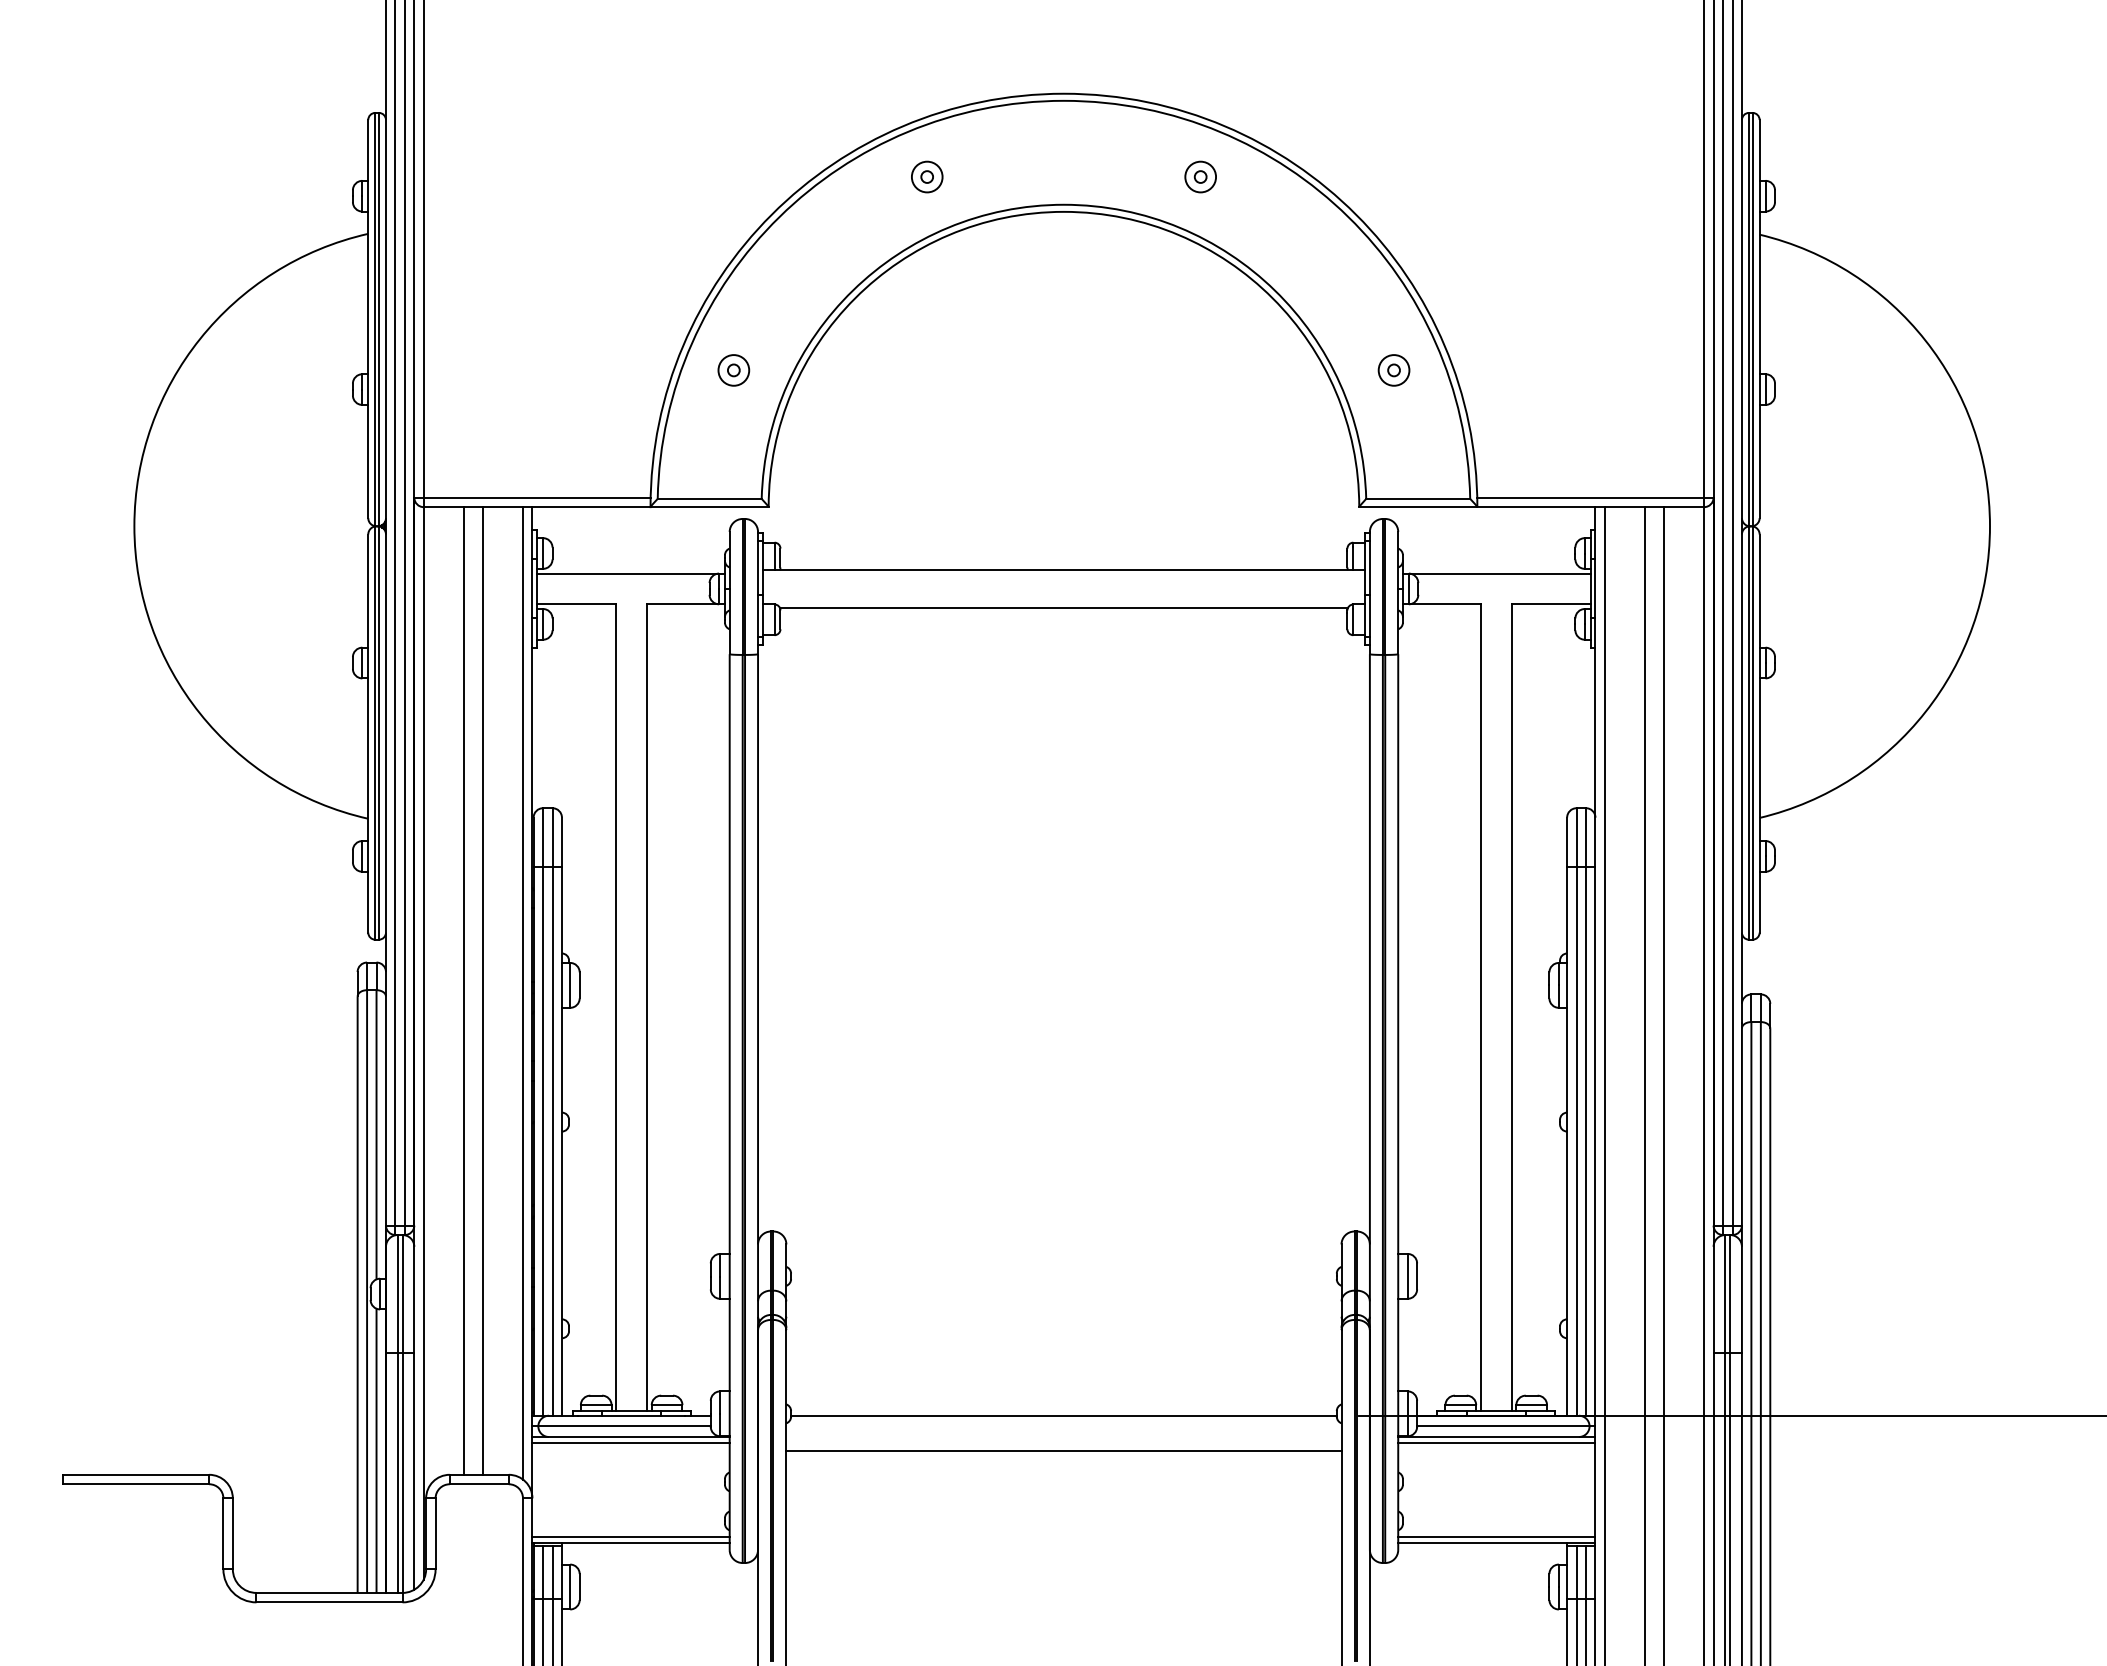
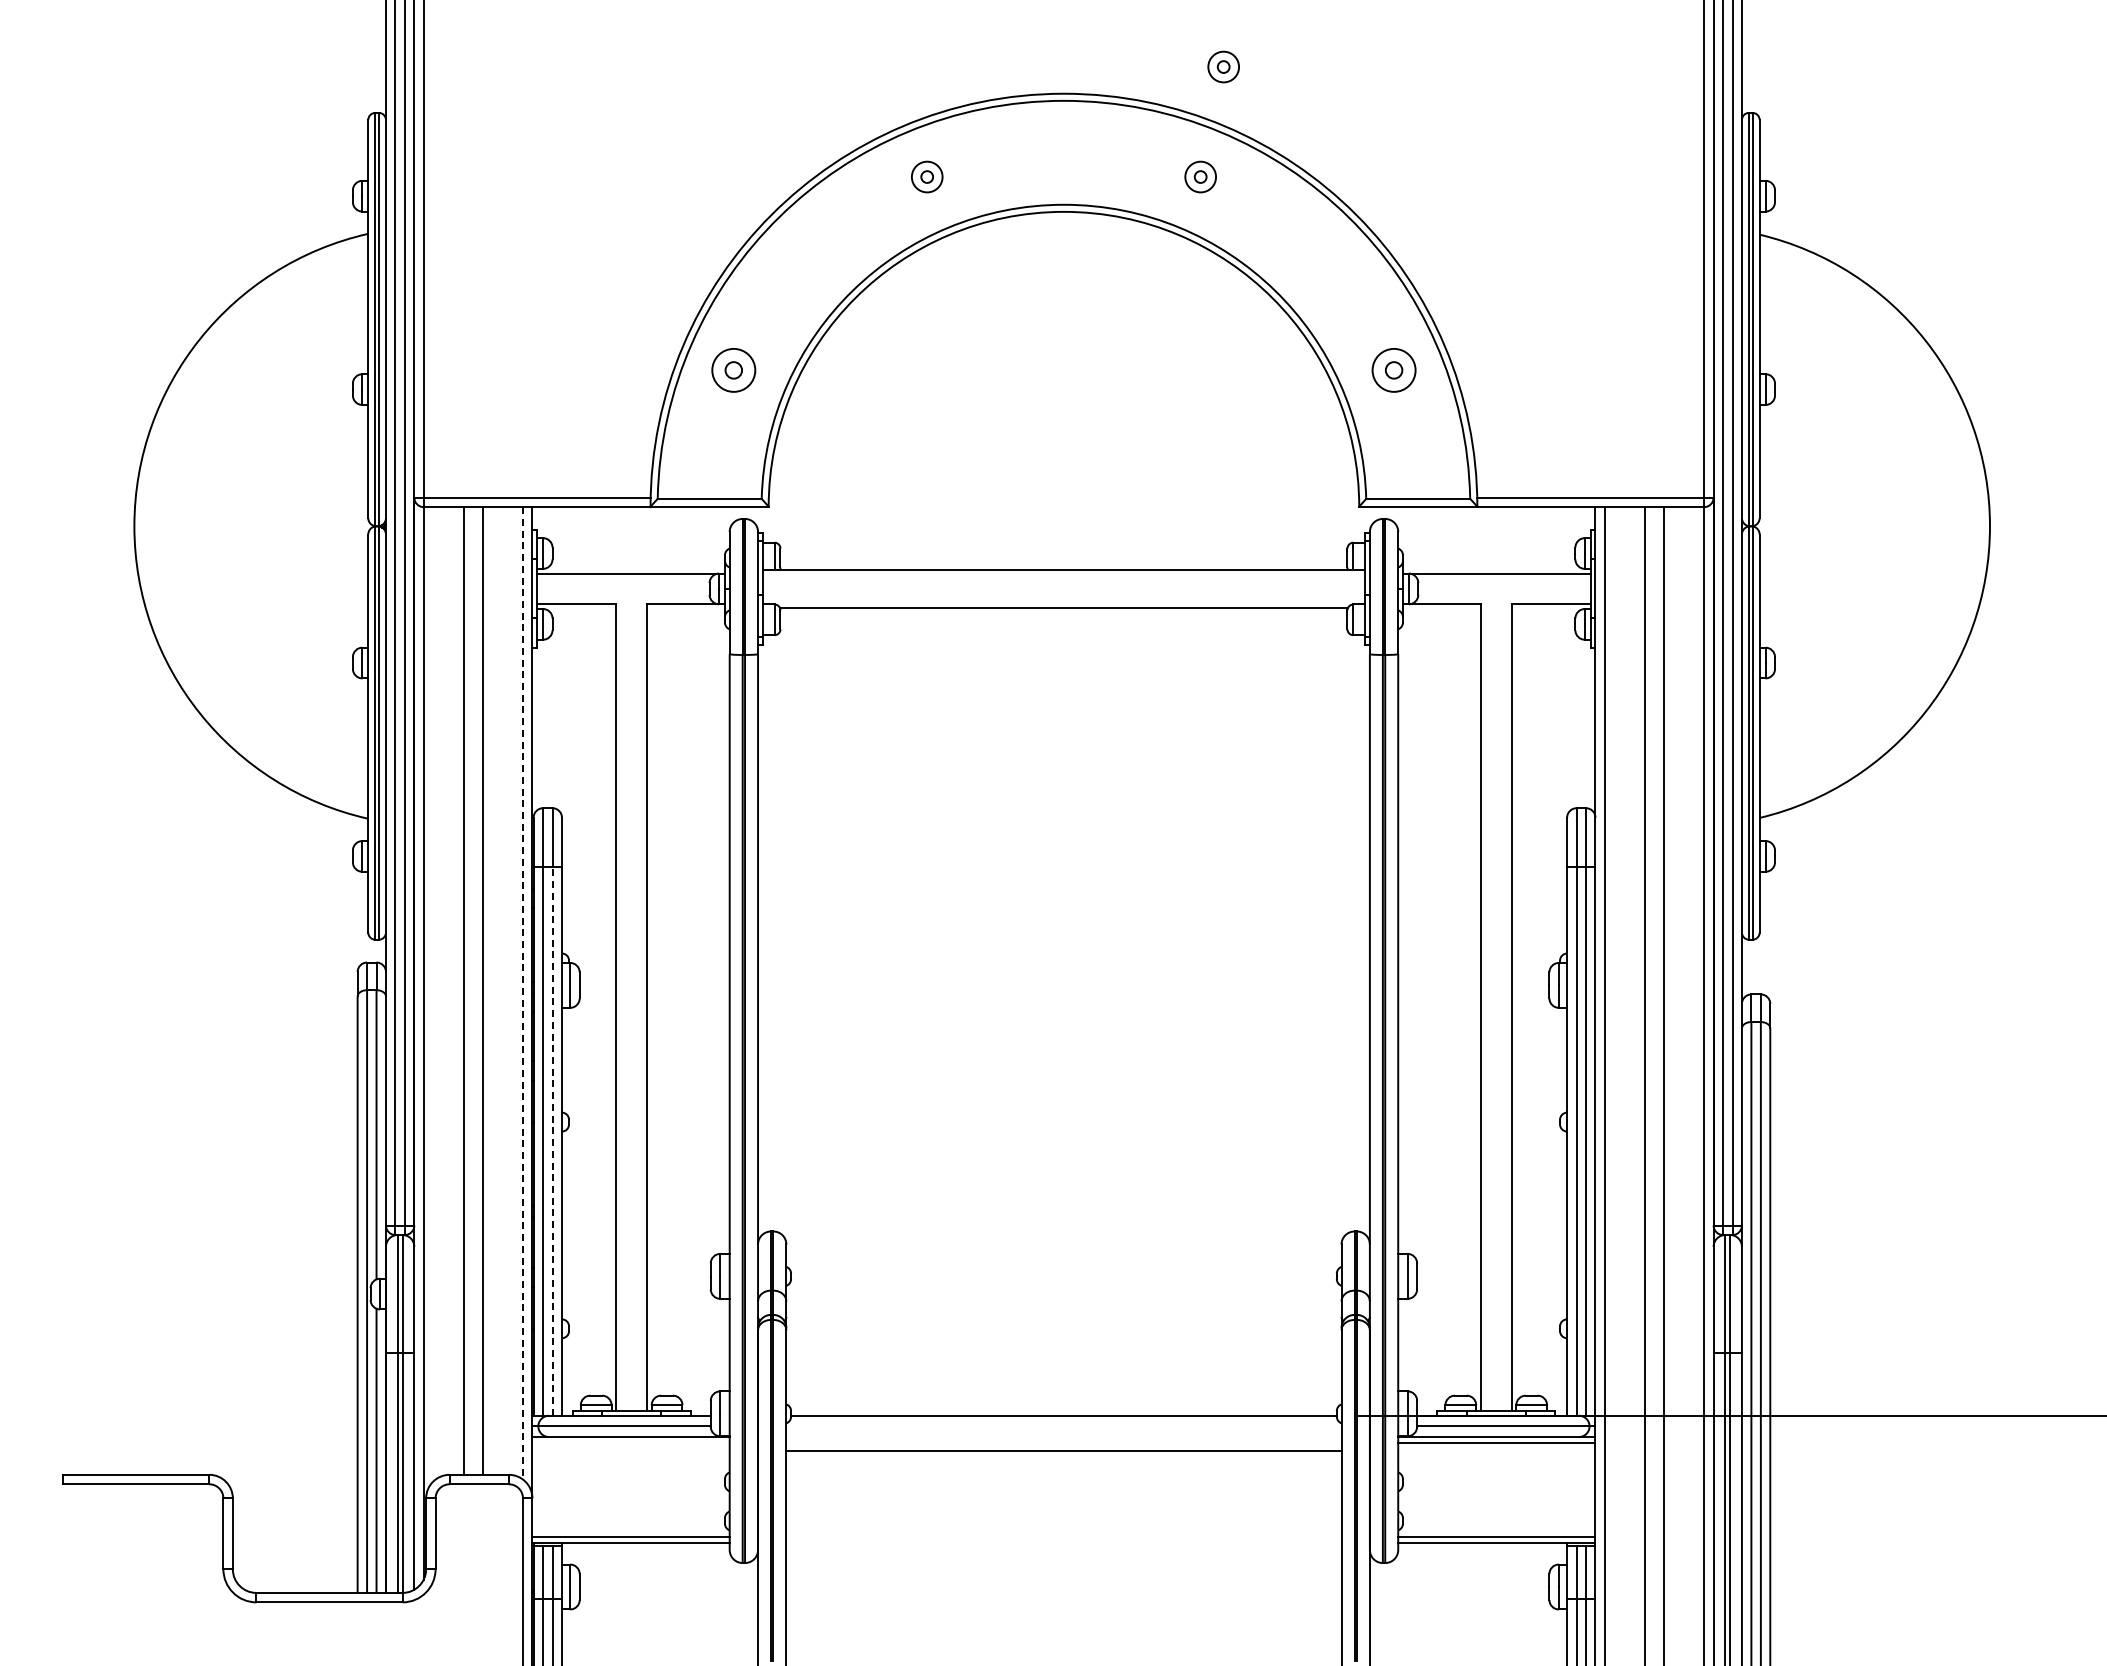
part: none -> present (1223, 66)
part size: 34x33 px -> 46x45 px (733, 370)
part size: 34x33 px -> 46x45 px (1393, 370)
line: solid -> dashed (523, 993)
line: solid -> dashed (552, 1141)
line: present -> none (630, 1442)
